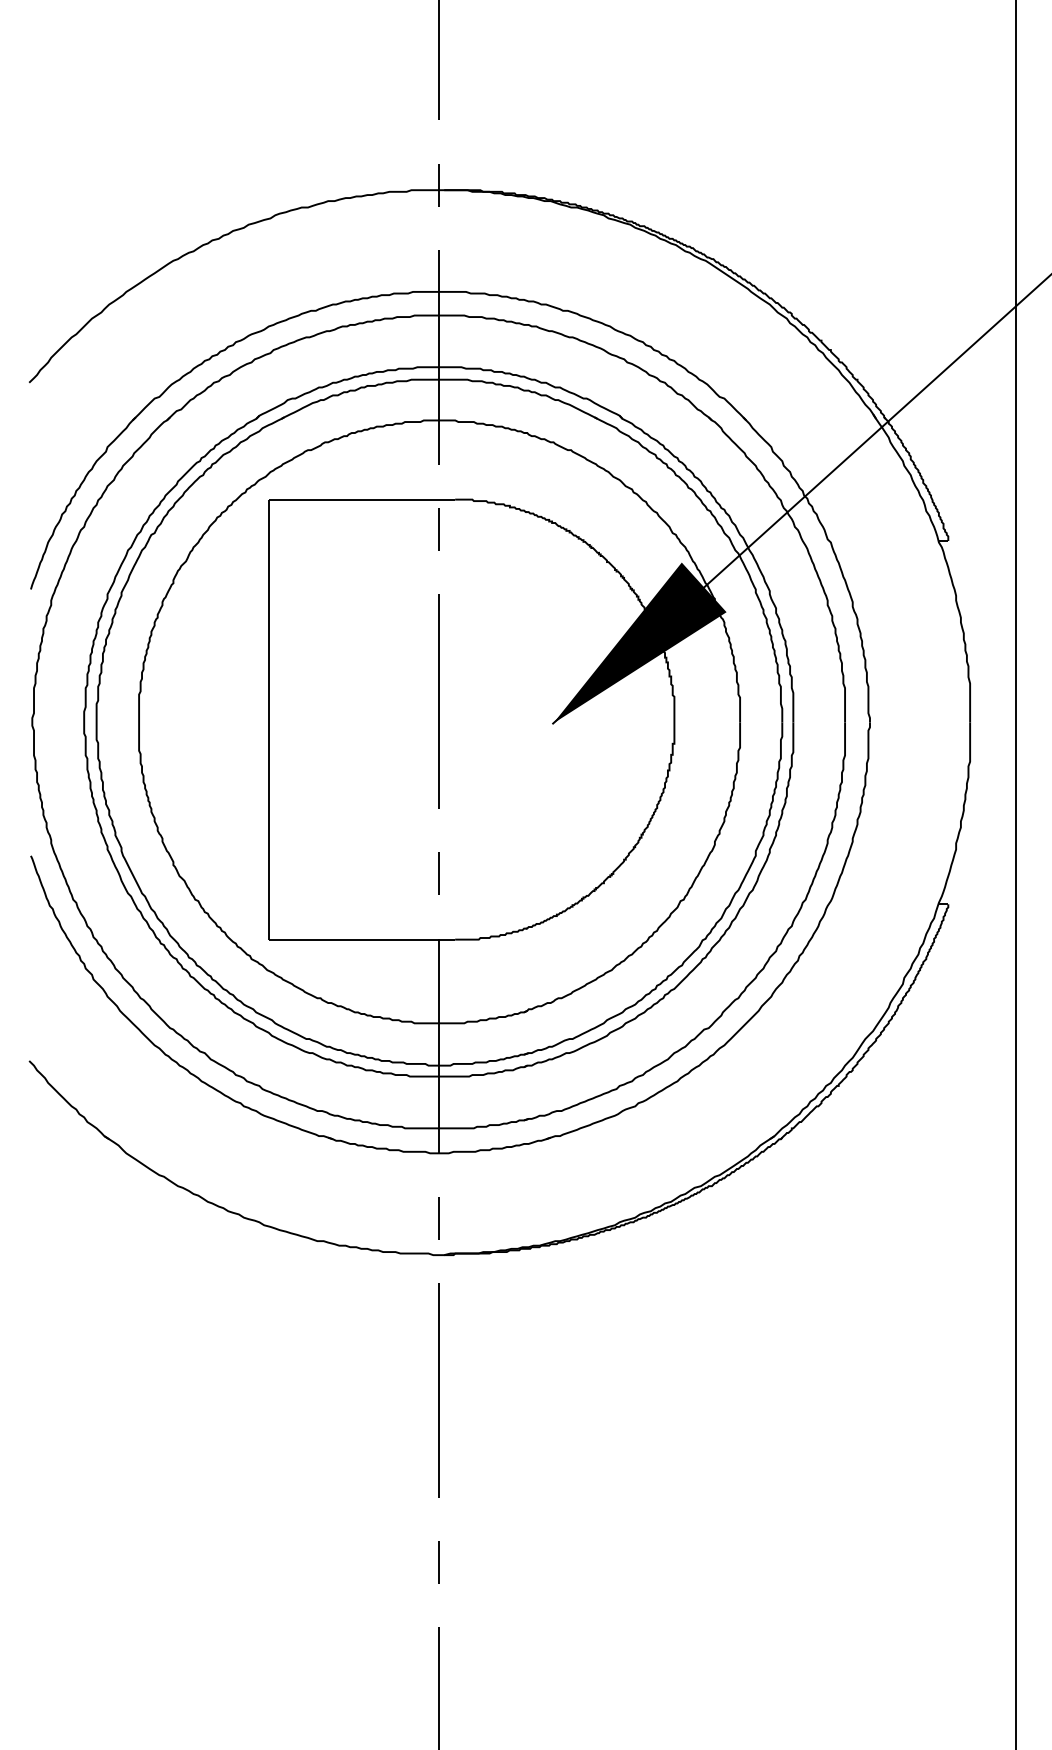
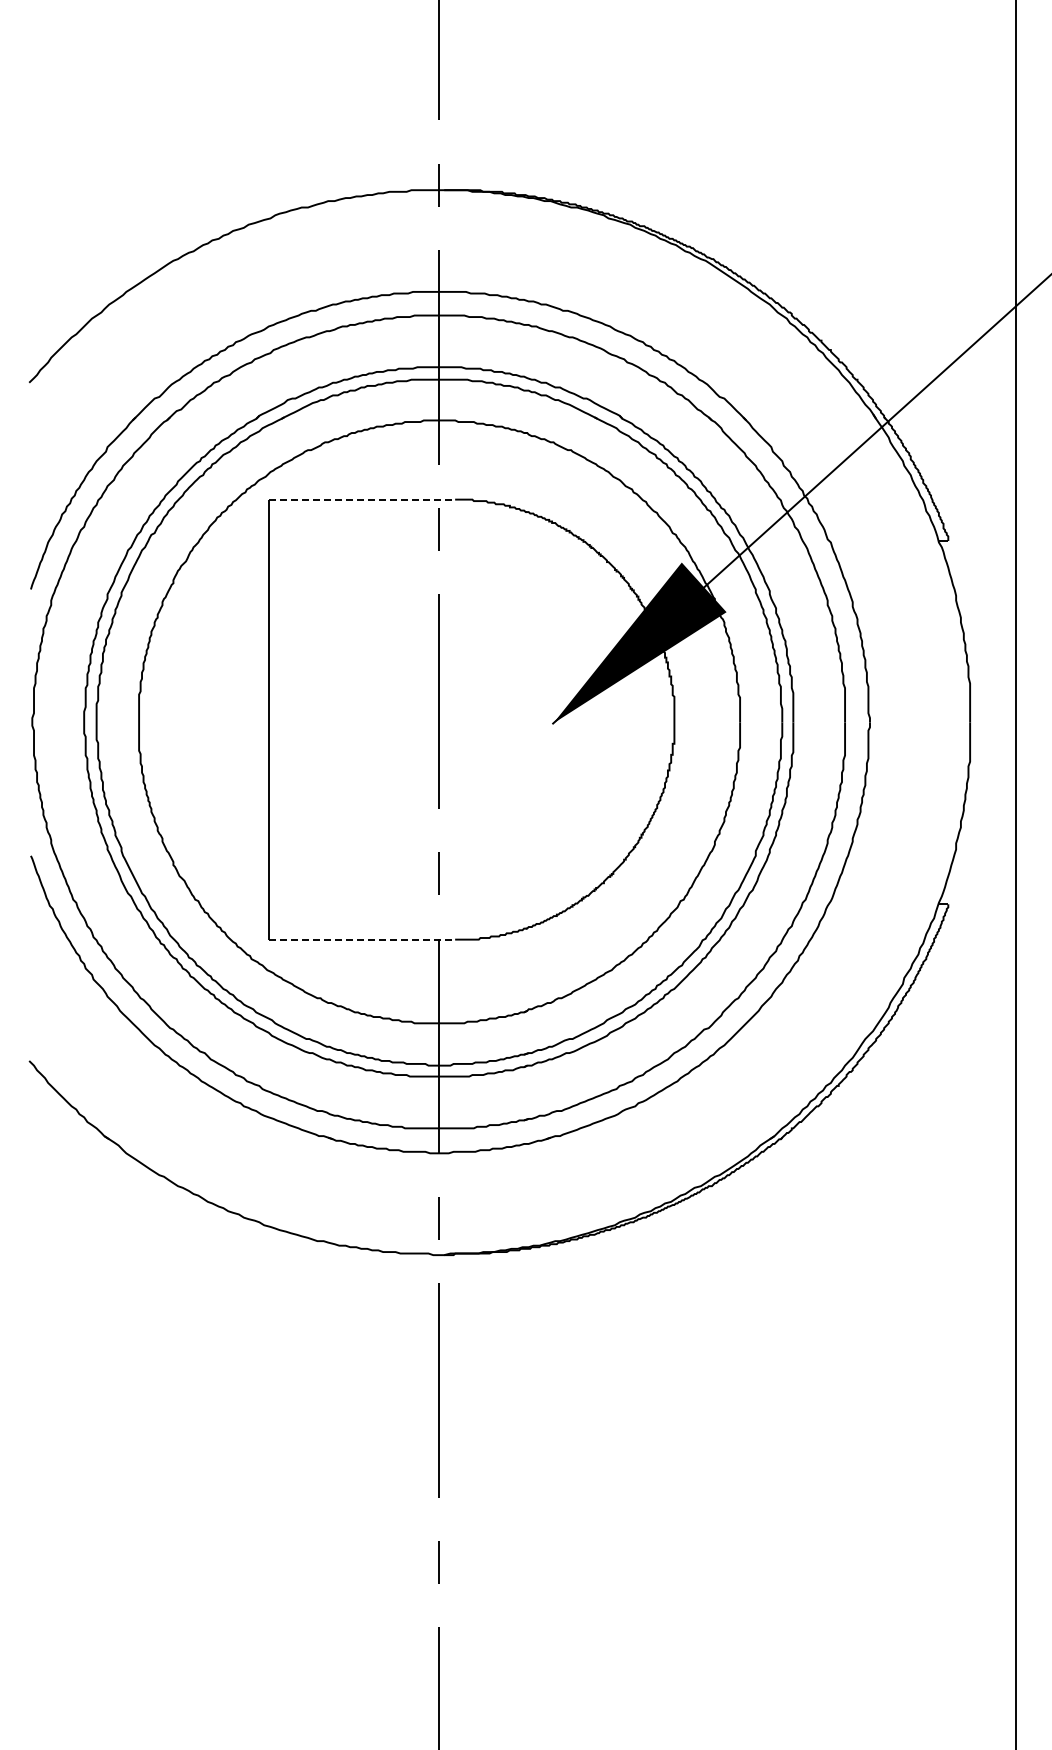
line: solid -> dashed (362, 499)
line: solid -> dashed (362, 939)
